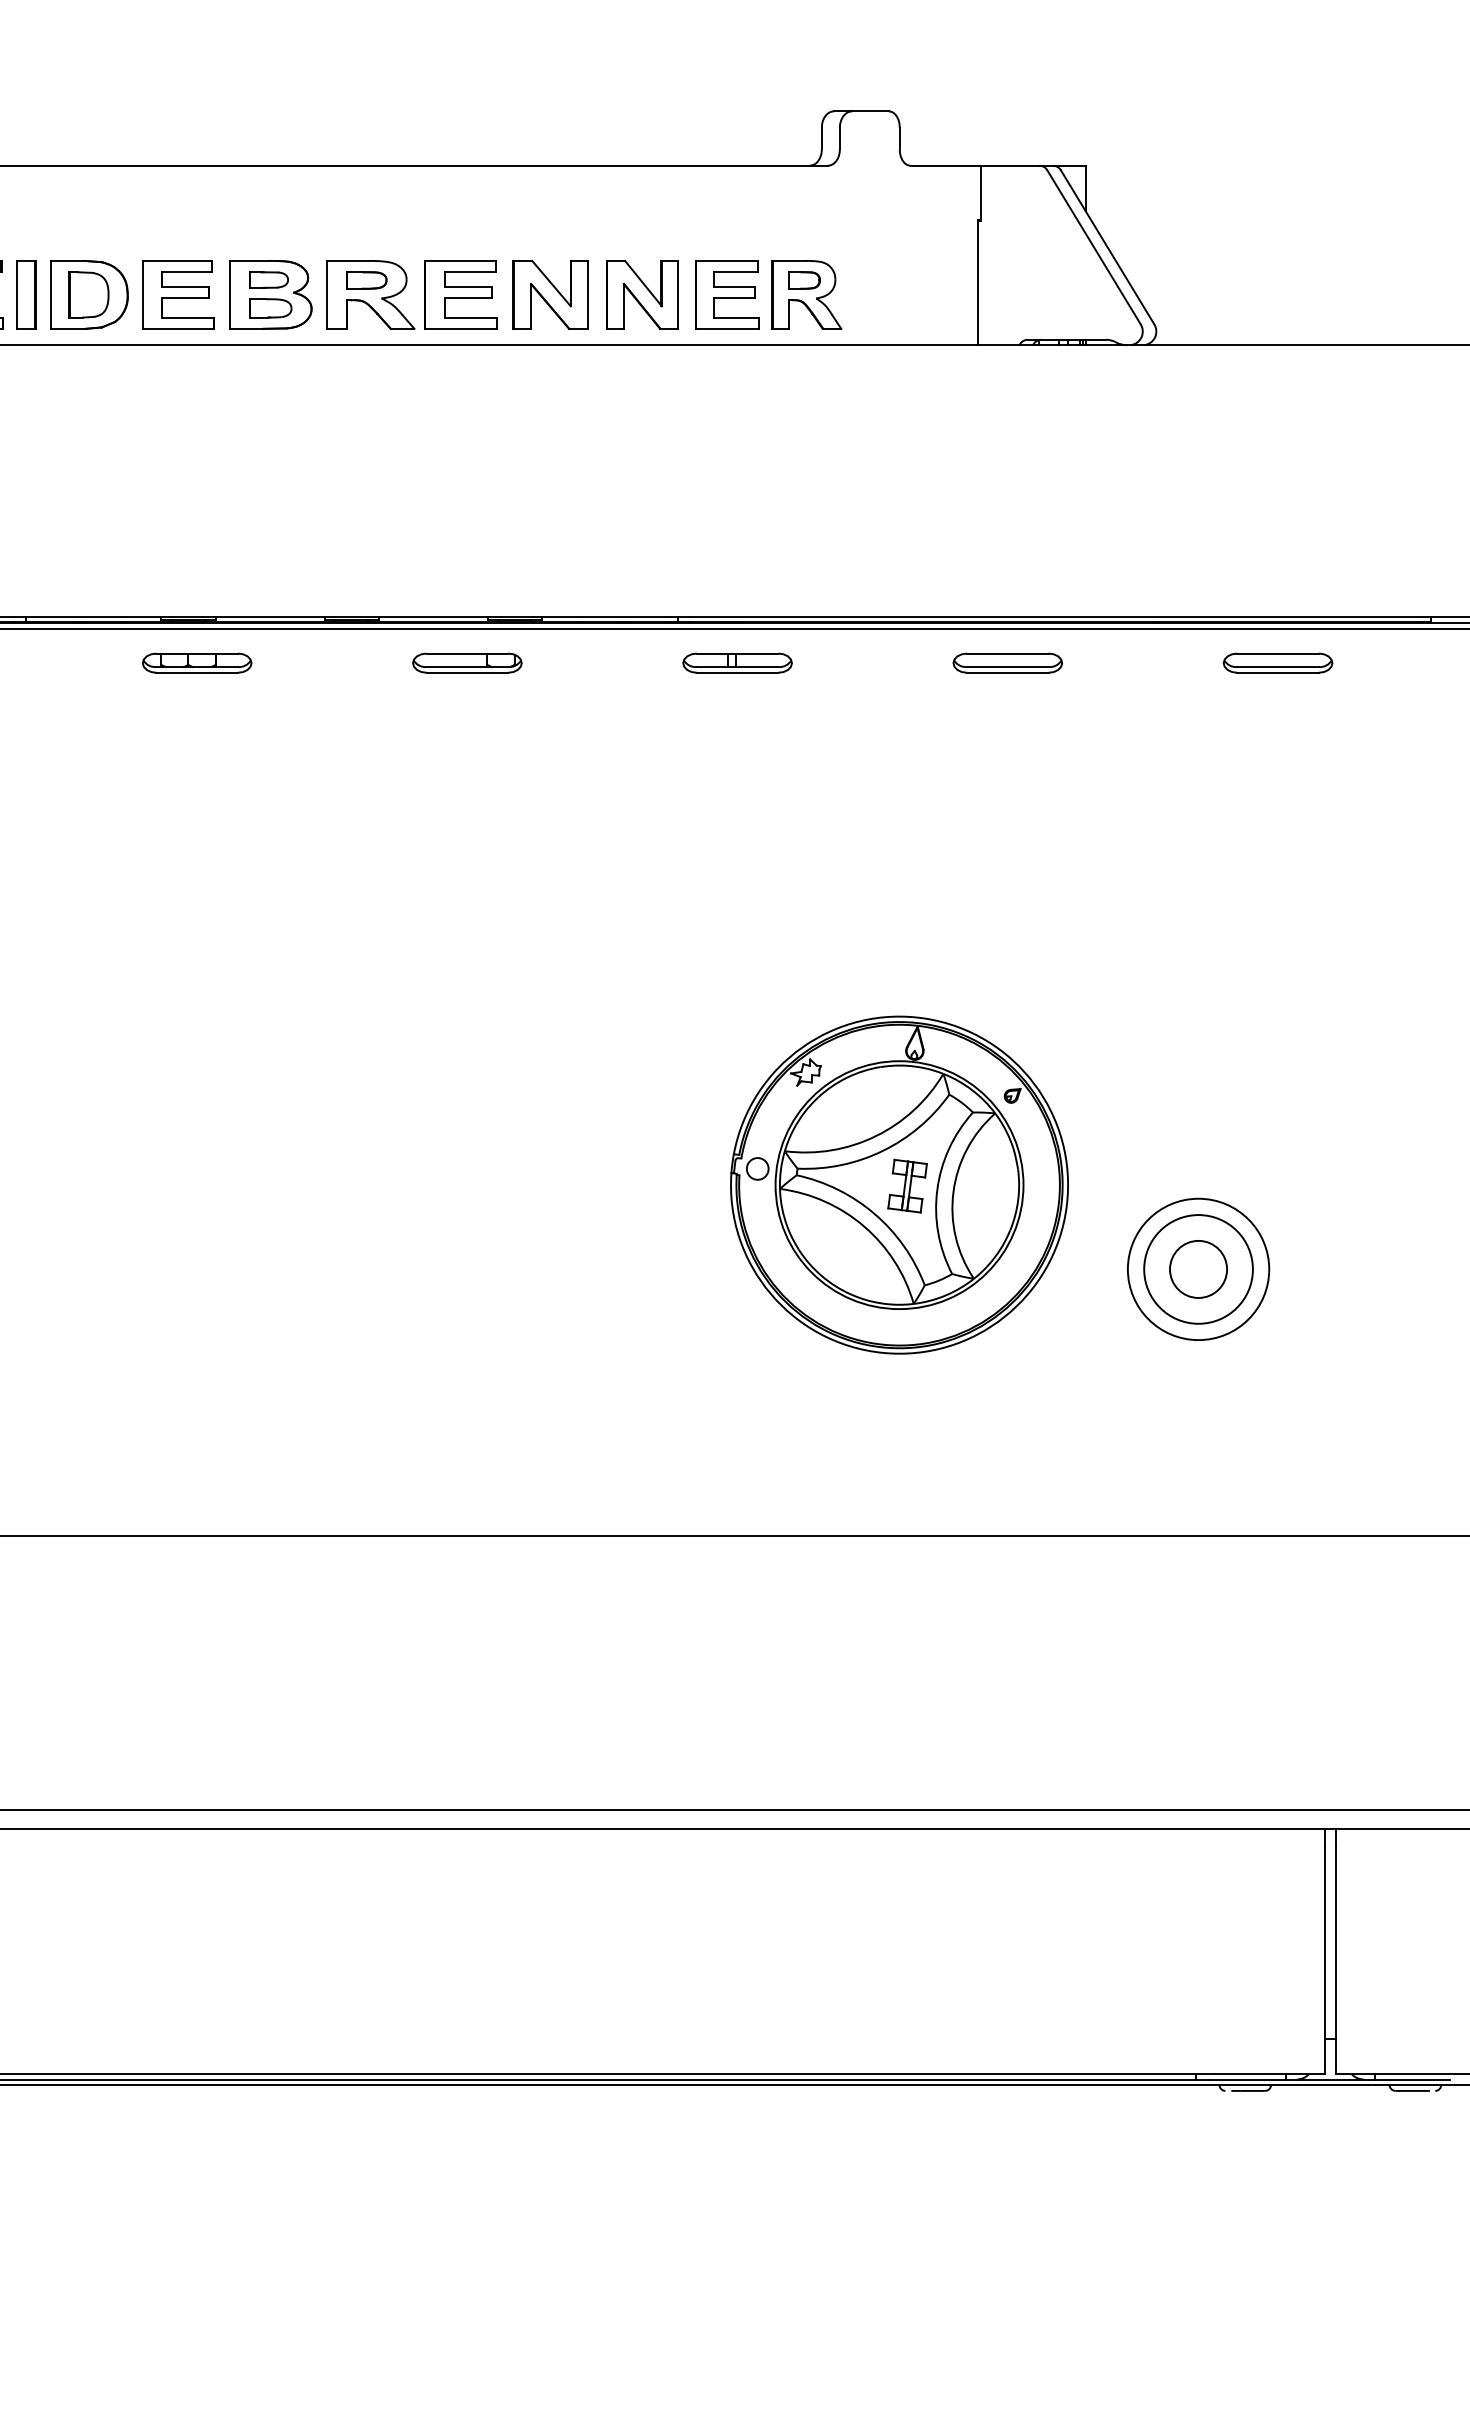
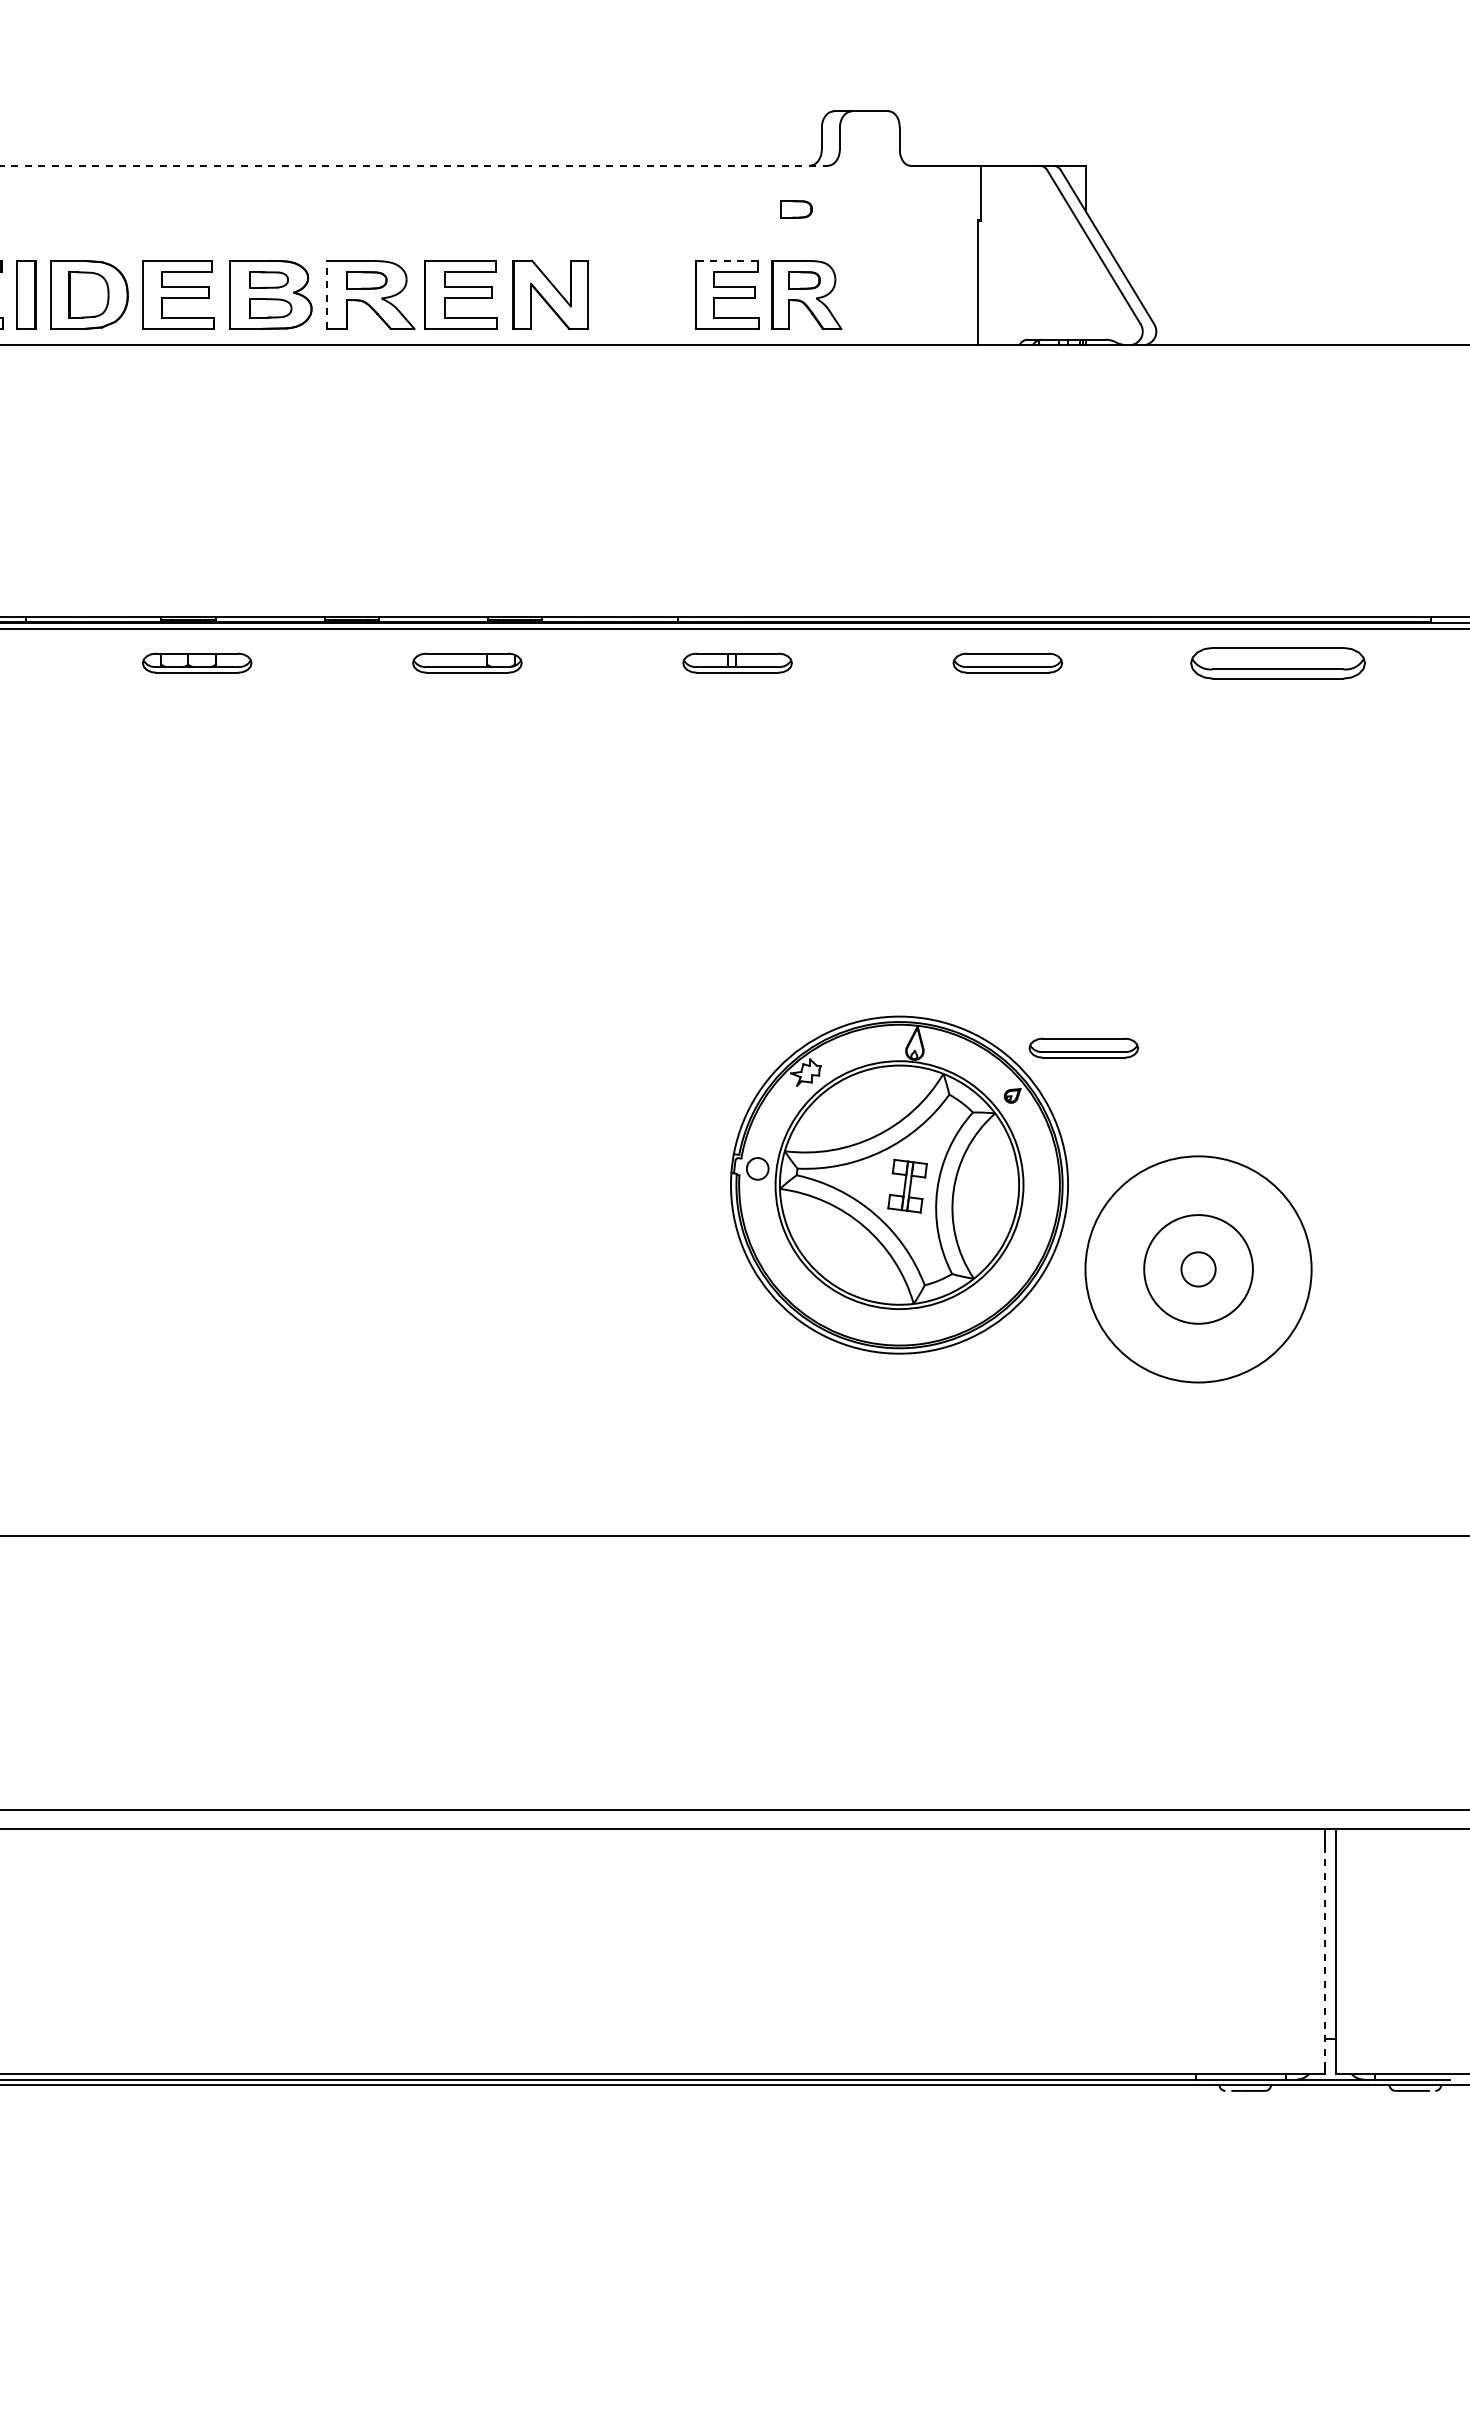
line: solid -> dashed (414, 165)
part: none -> present (796, 209)
line: solid -> dashed (727, 260)
line: solid -> dashed (327, 294)
part: present -> none (642, 294)
part size: 112x22 px -> 176x33 px (1277, 663)
part: none -> present (1083, 1047)
circle diameter: 57 px -> 34 px (1198, 1269)
circle diameter: 141 px -> 226 px (1198, 1269)
line: solid -> dashed (1324, 1955)
